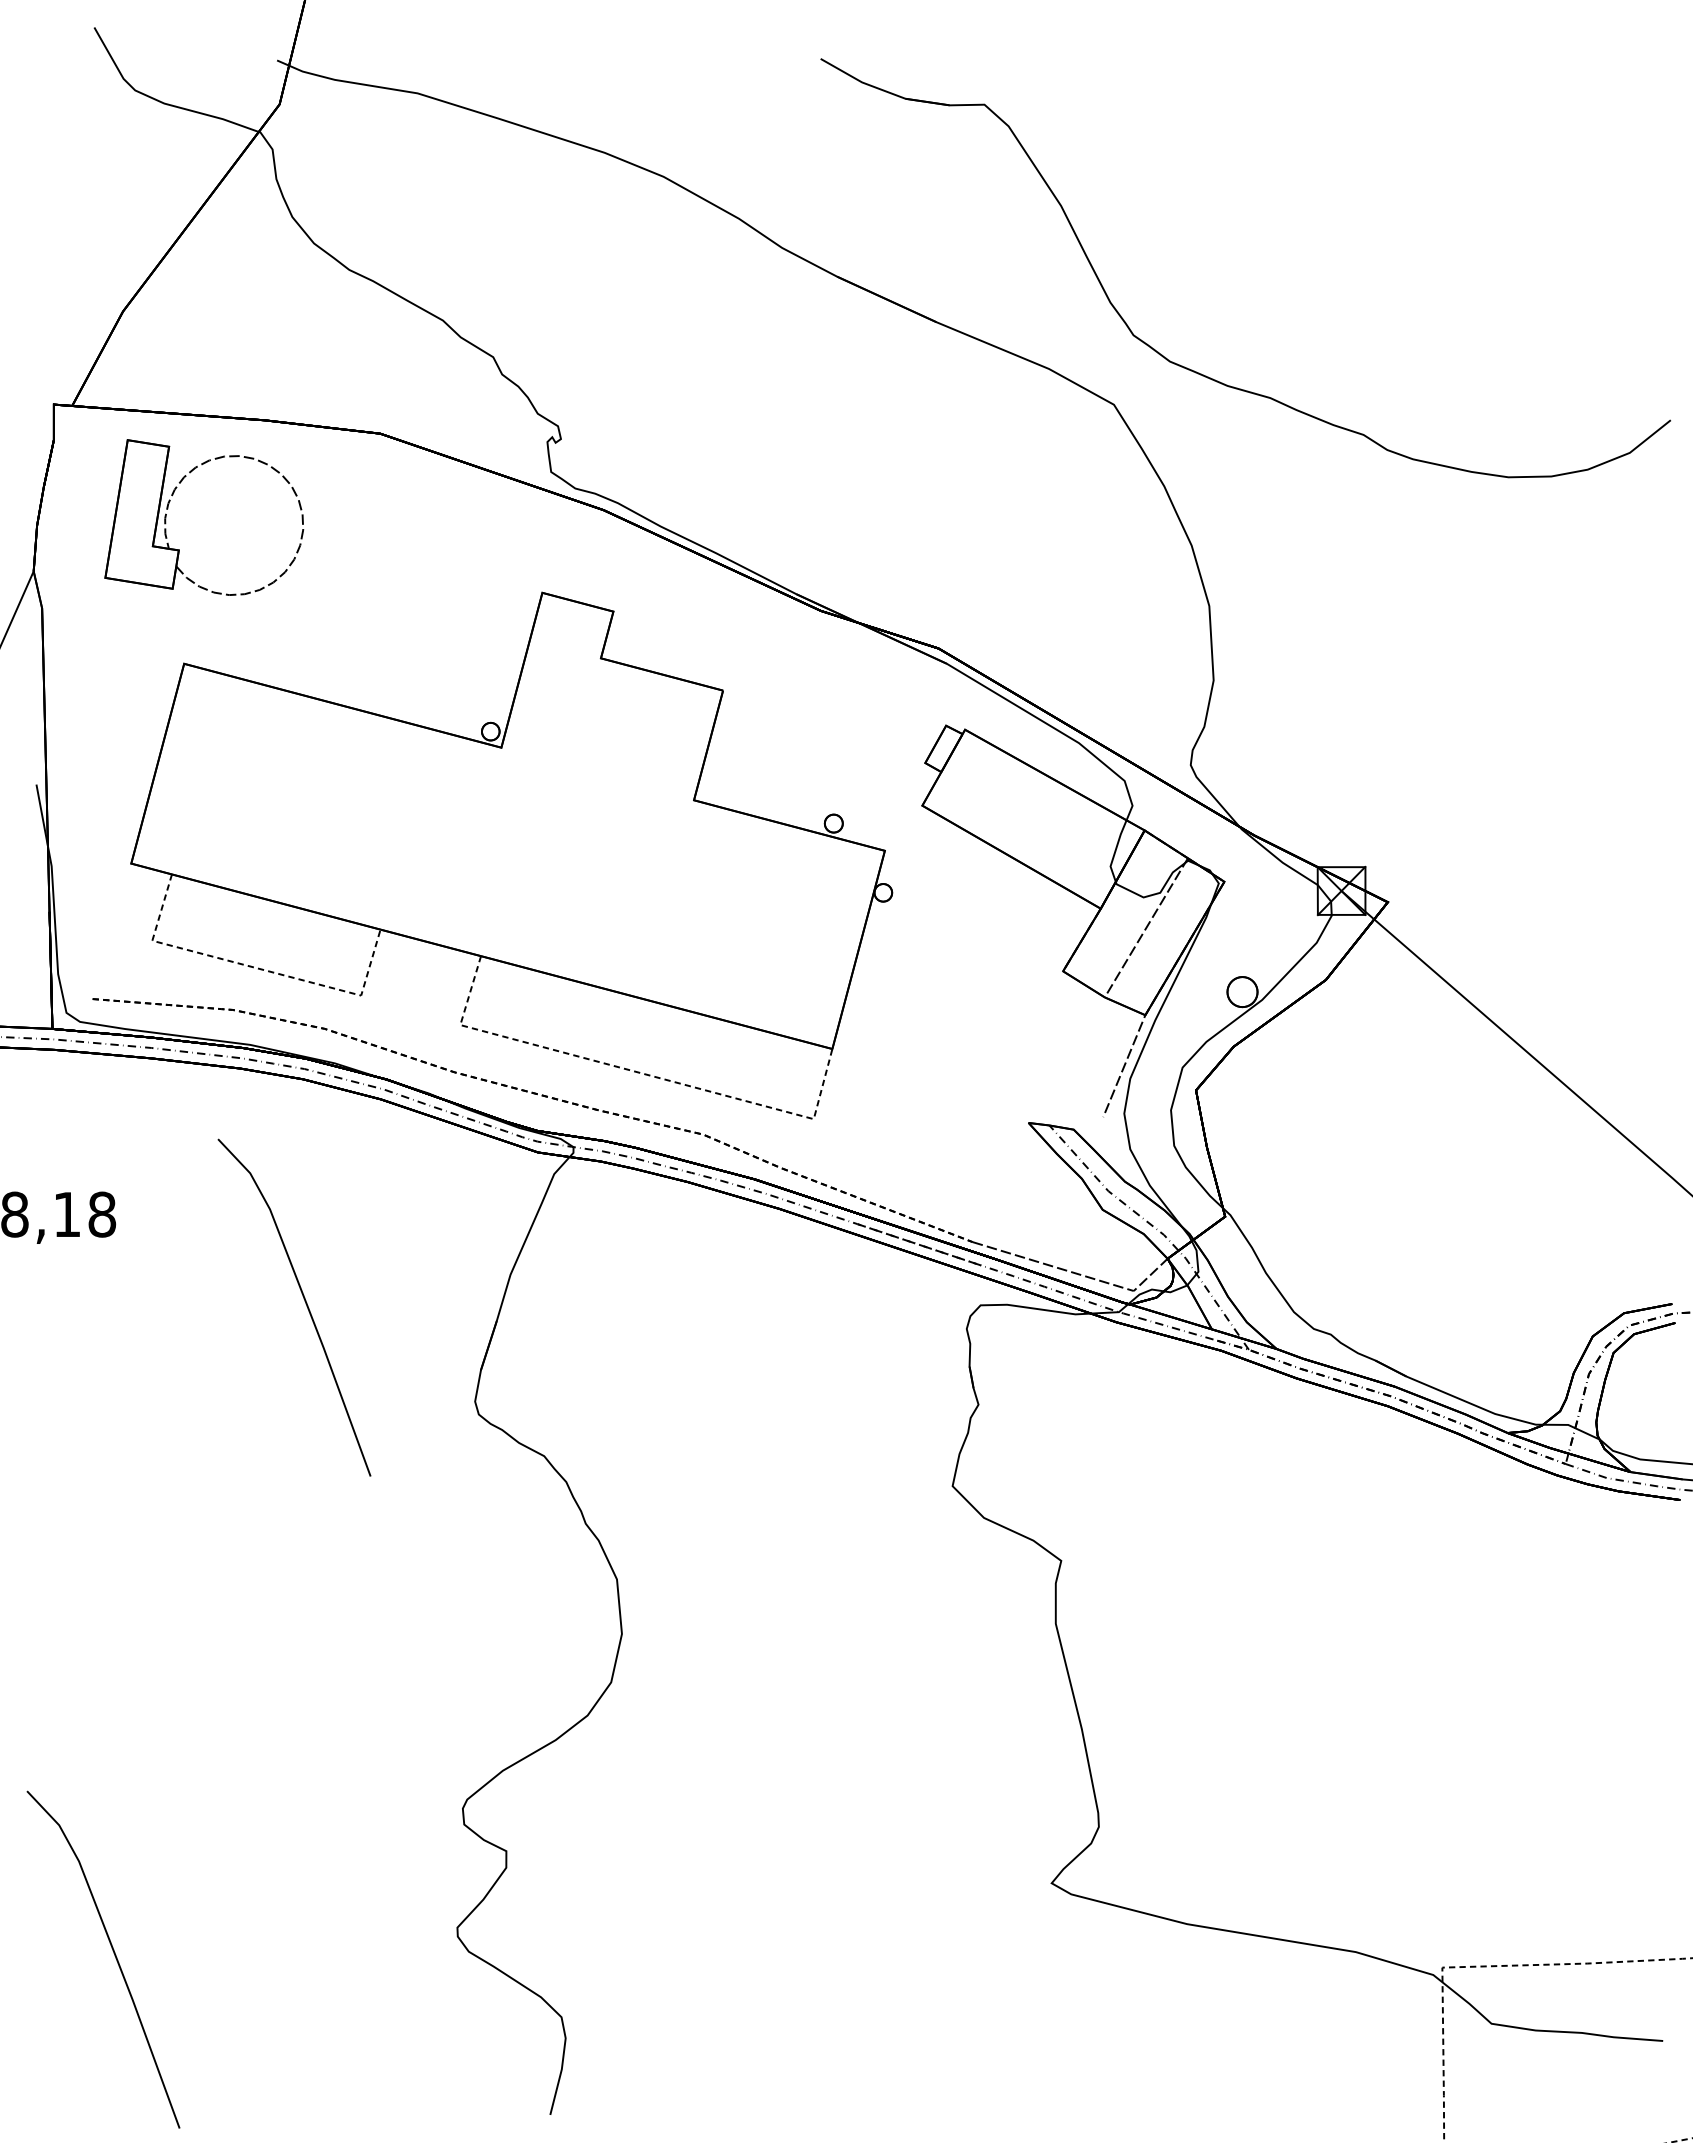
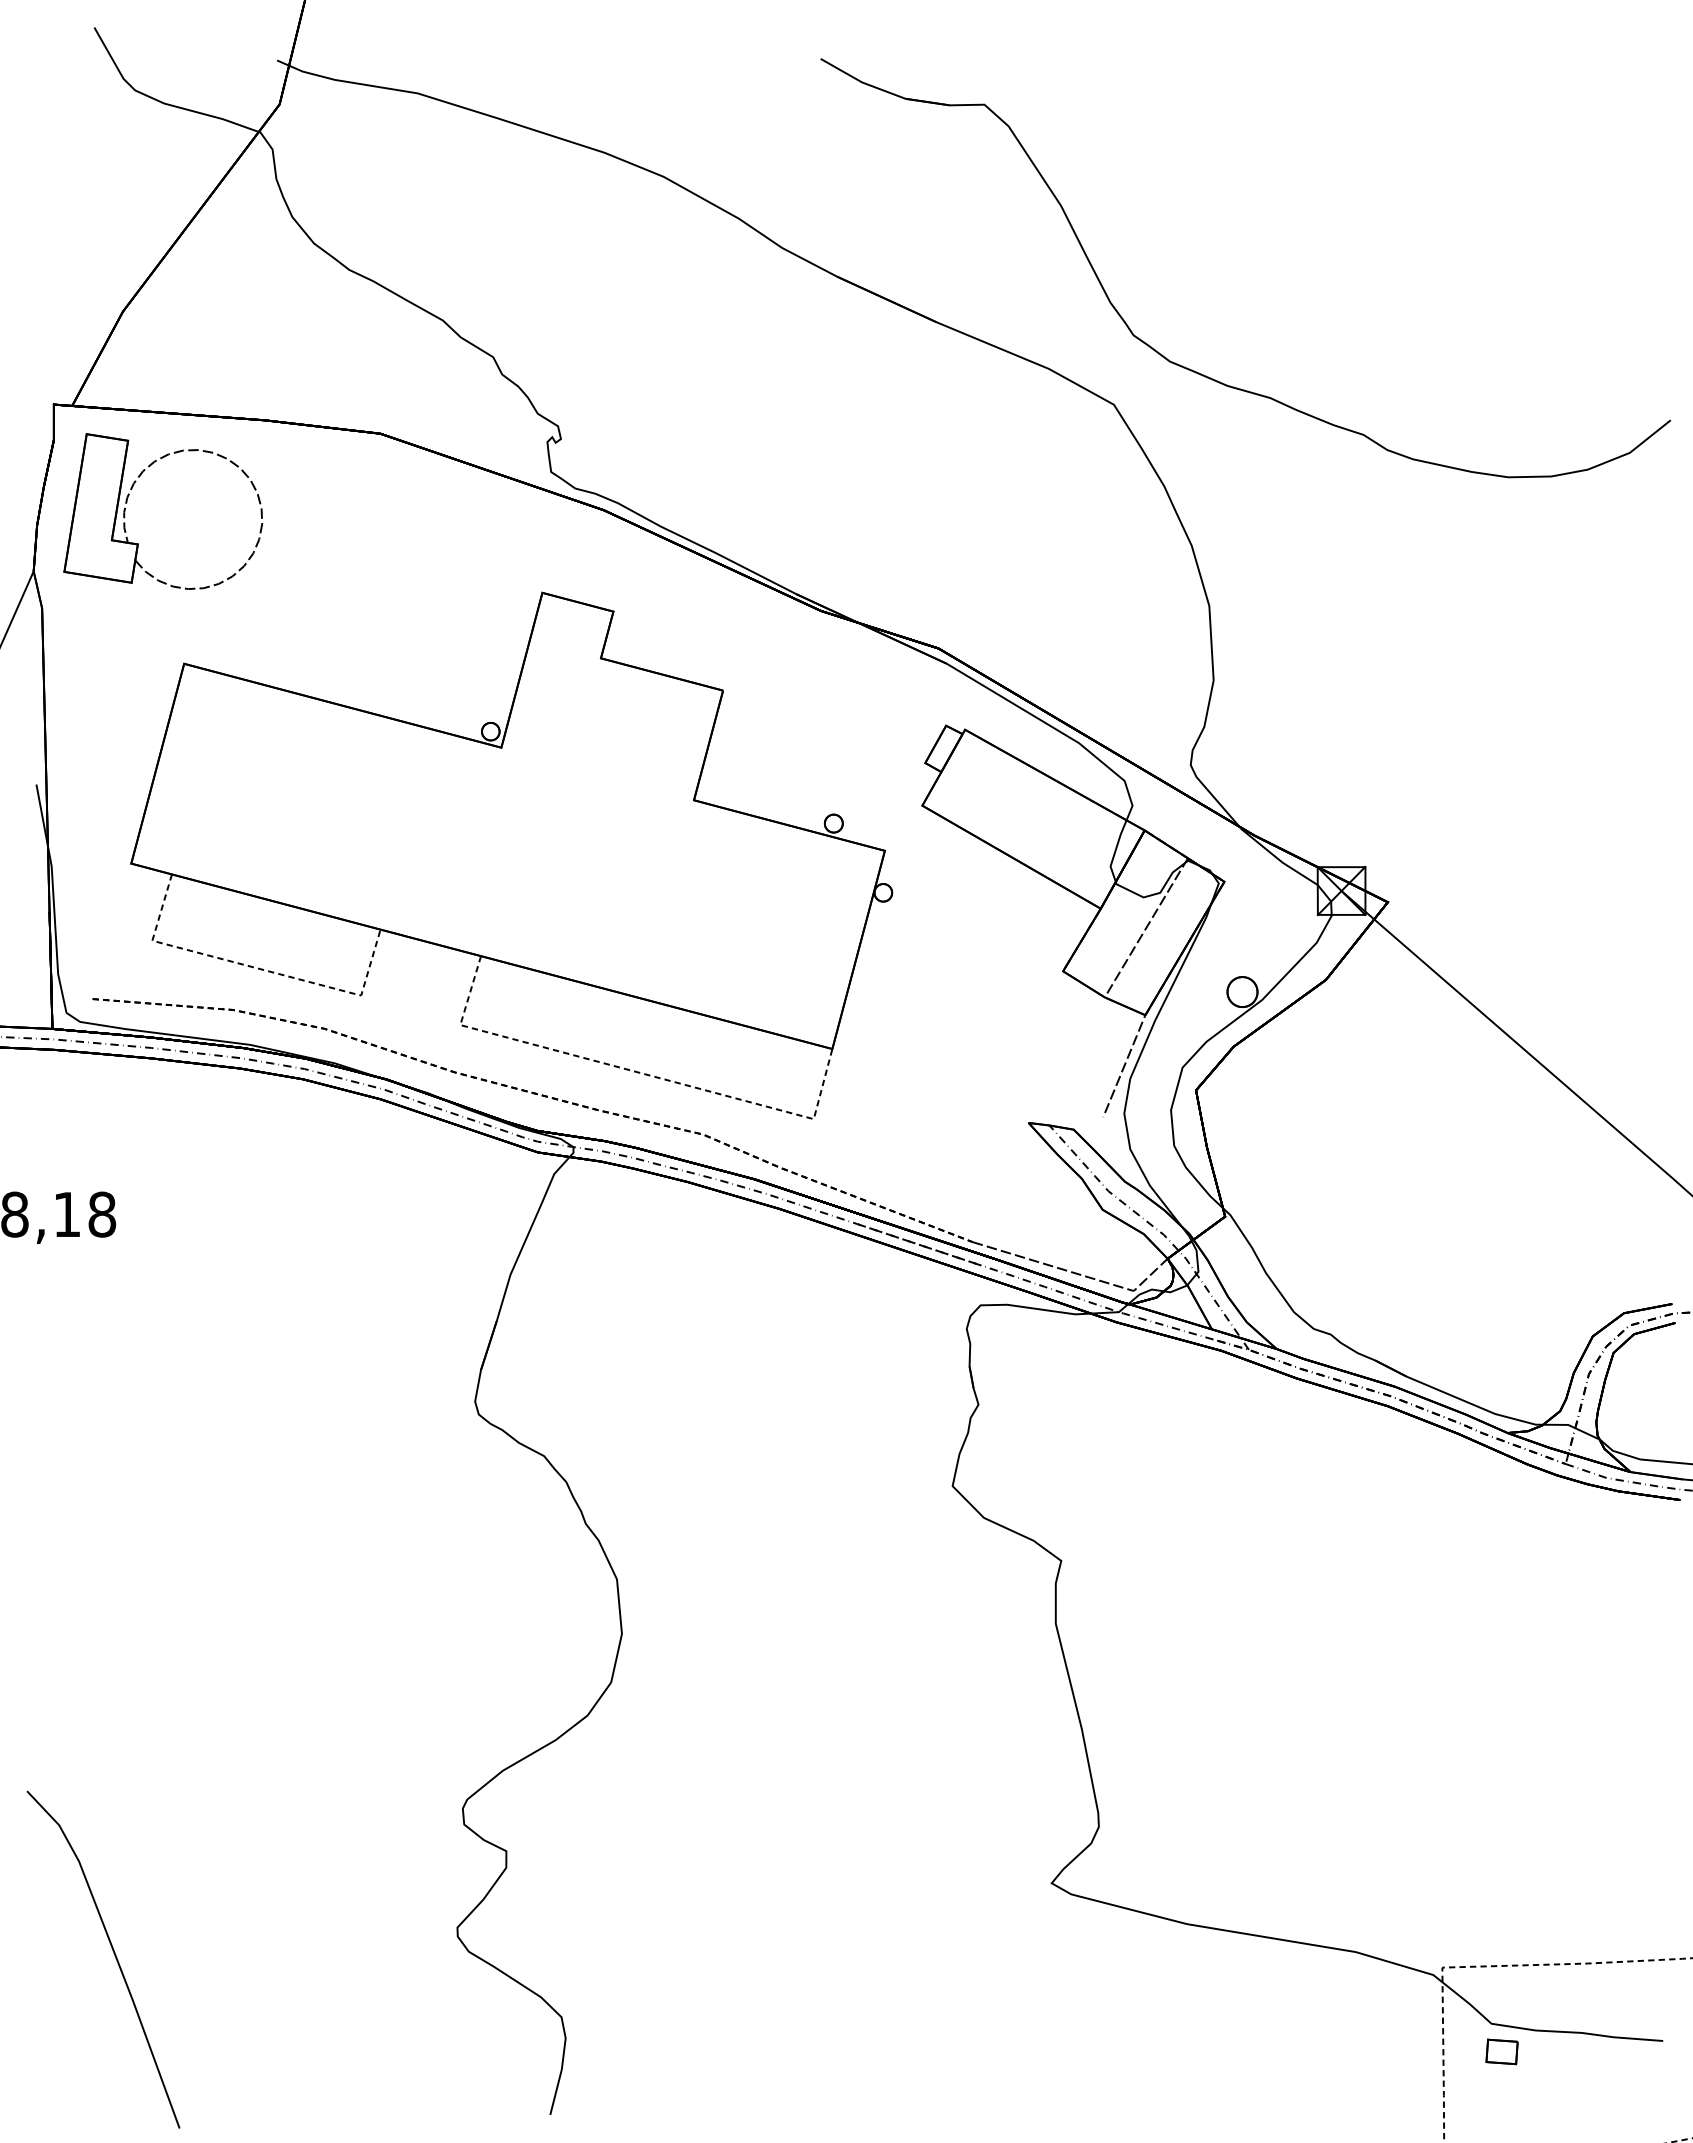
part position: (168, 508) -> (127, 502) (127, 502)
line: present -> none (305, 1304)
part: none -> present (1501, 2051)
